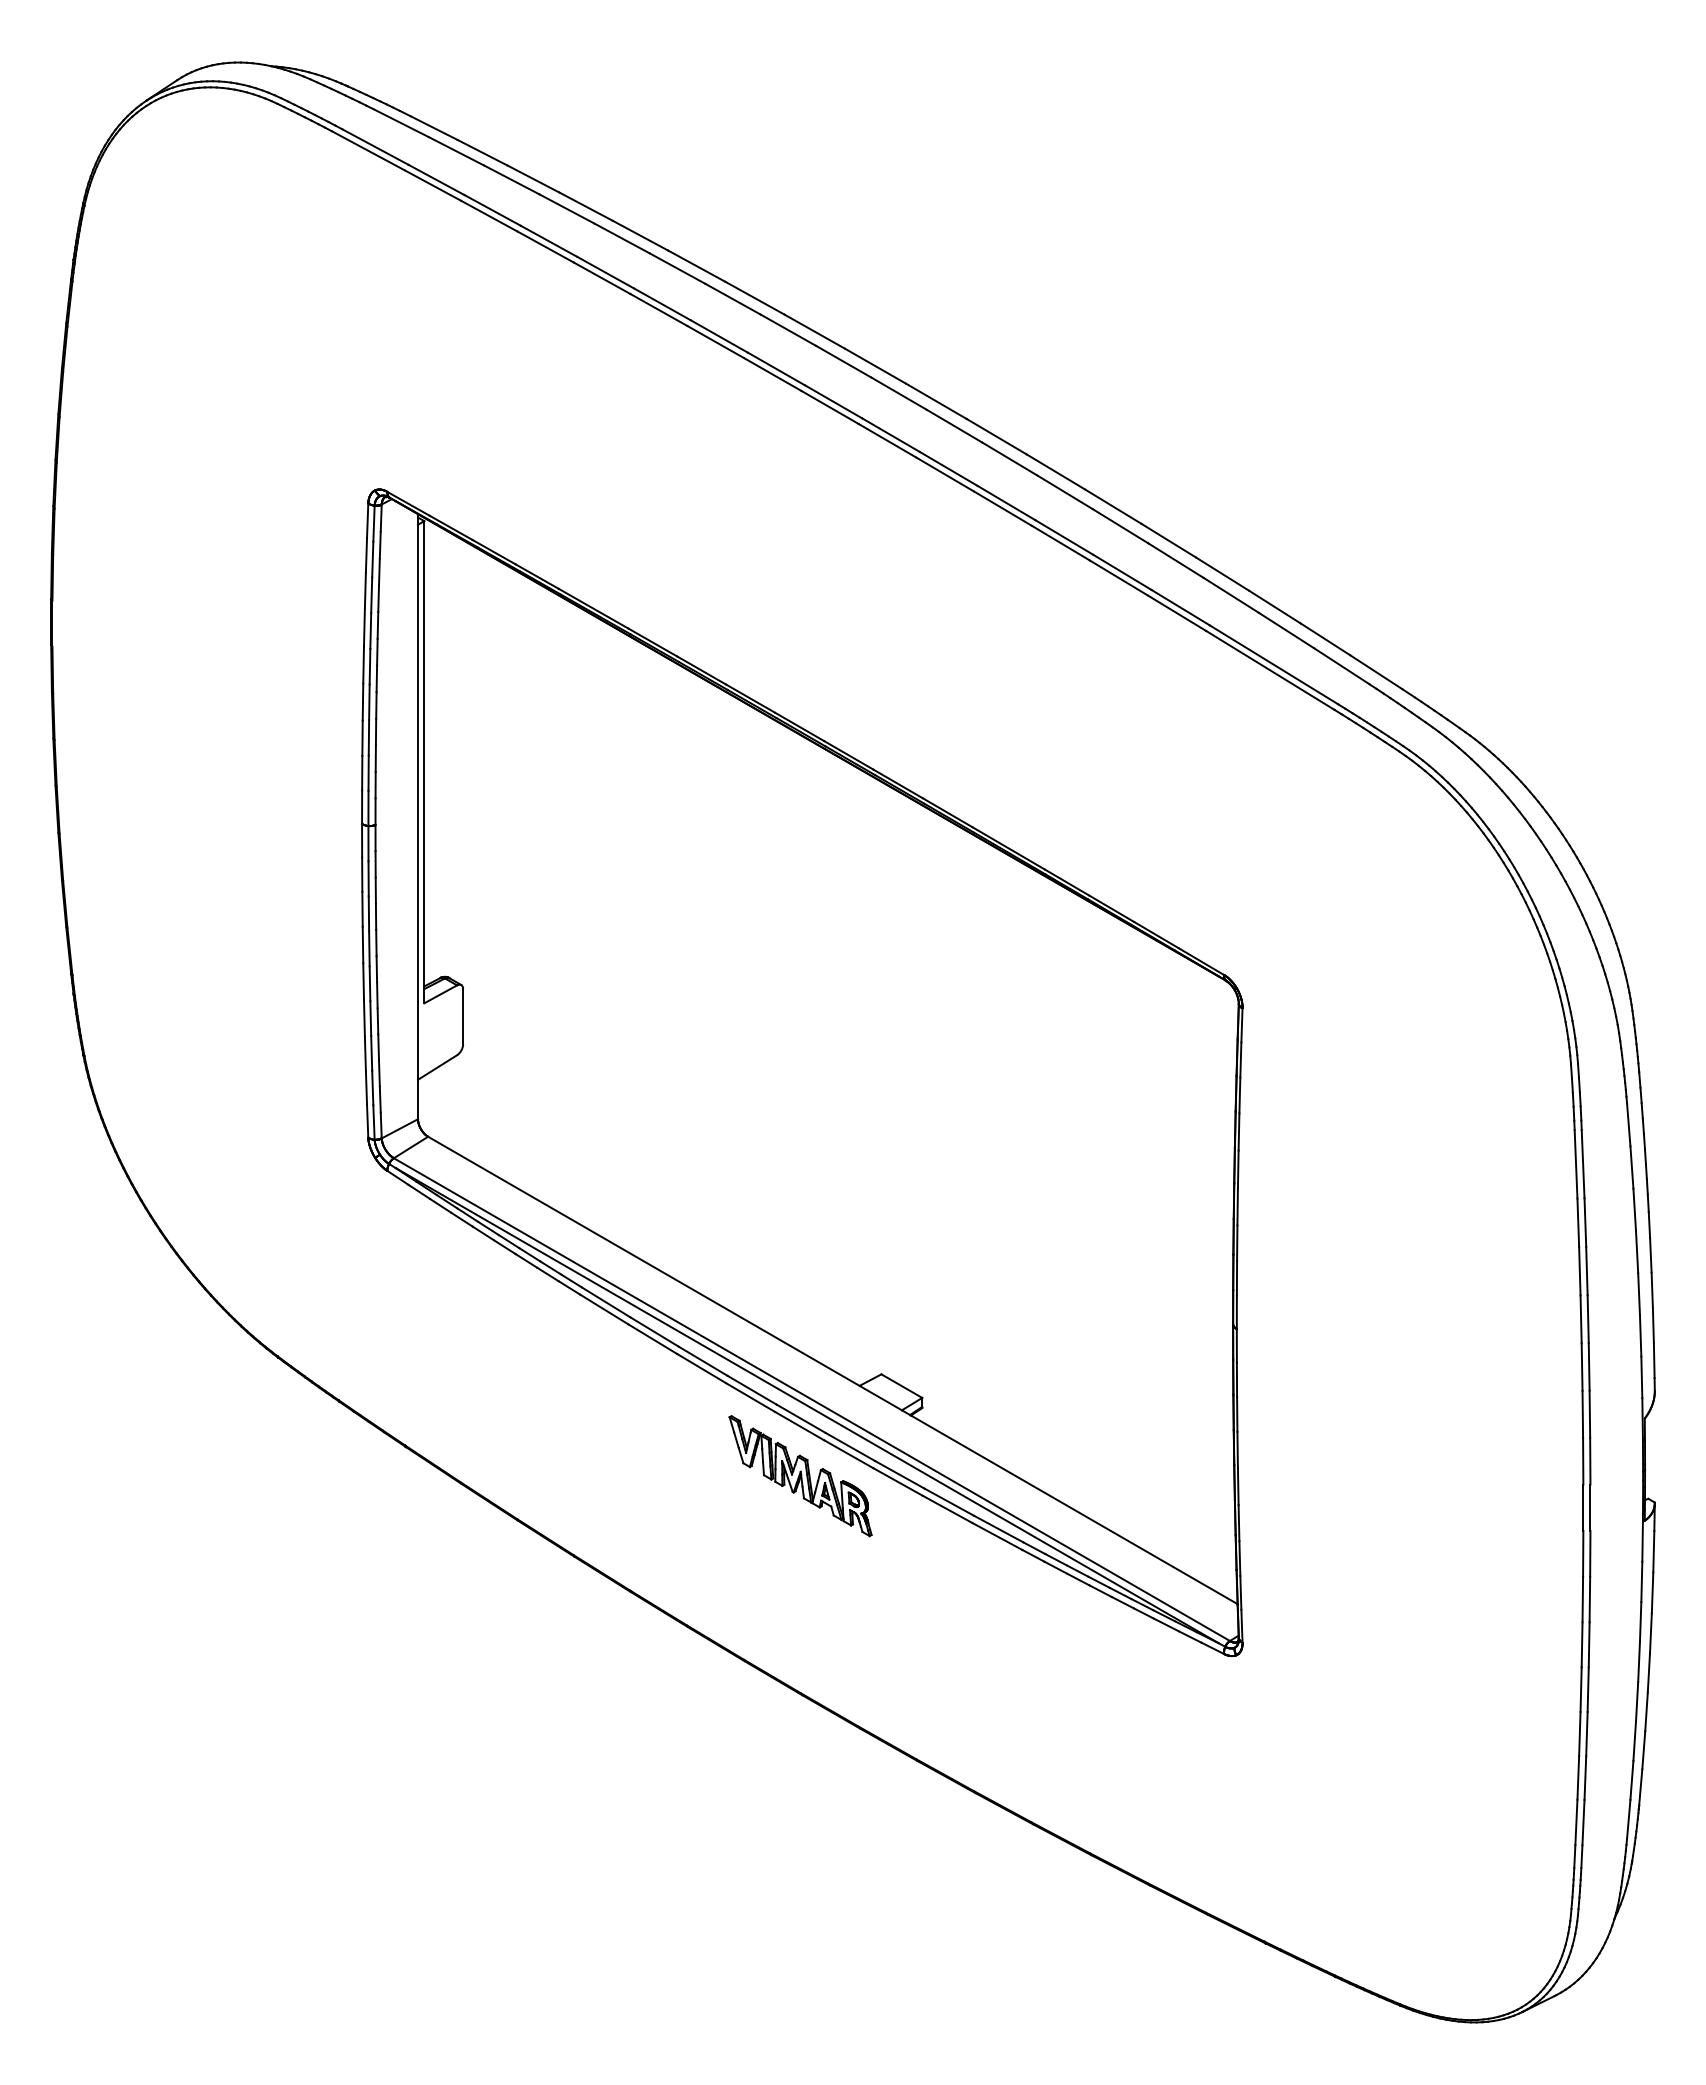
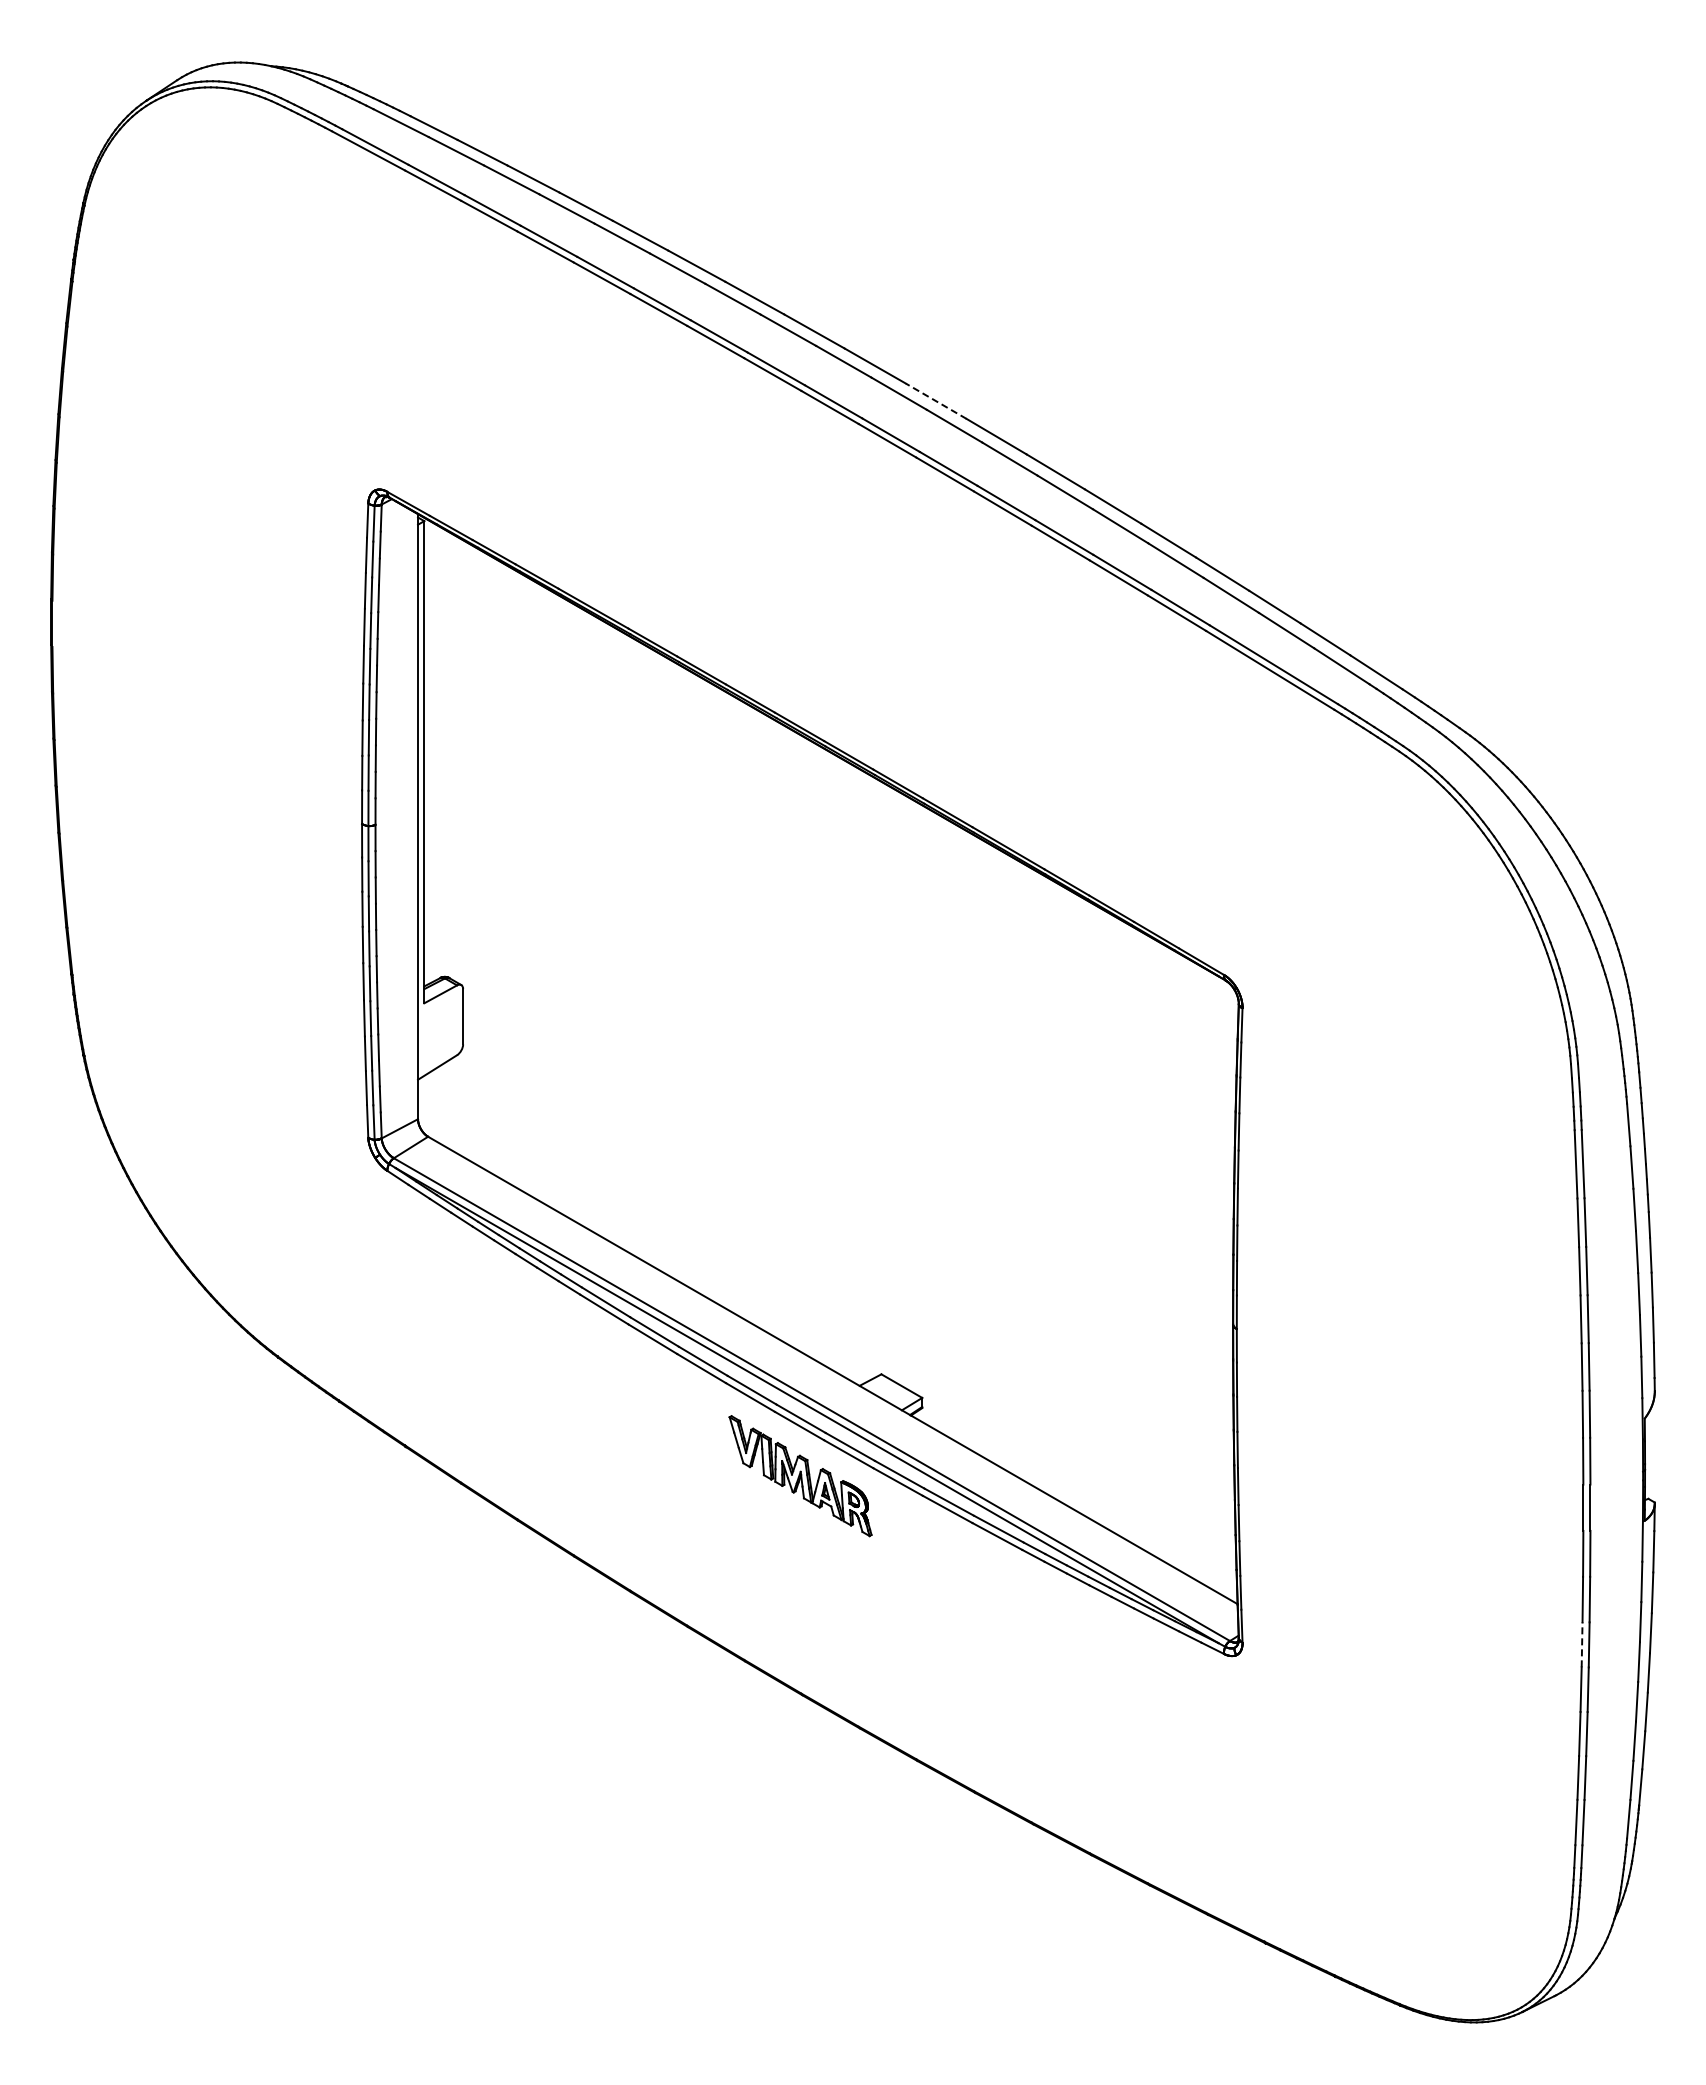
line: solid -> dashed (935, 401)
line: solid -> dashed (1582, 1644)
